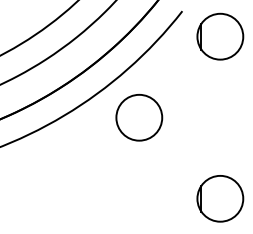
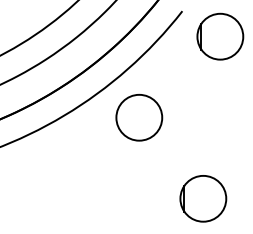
part position: (220, 198) -> (203, 198) (203, 198)
